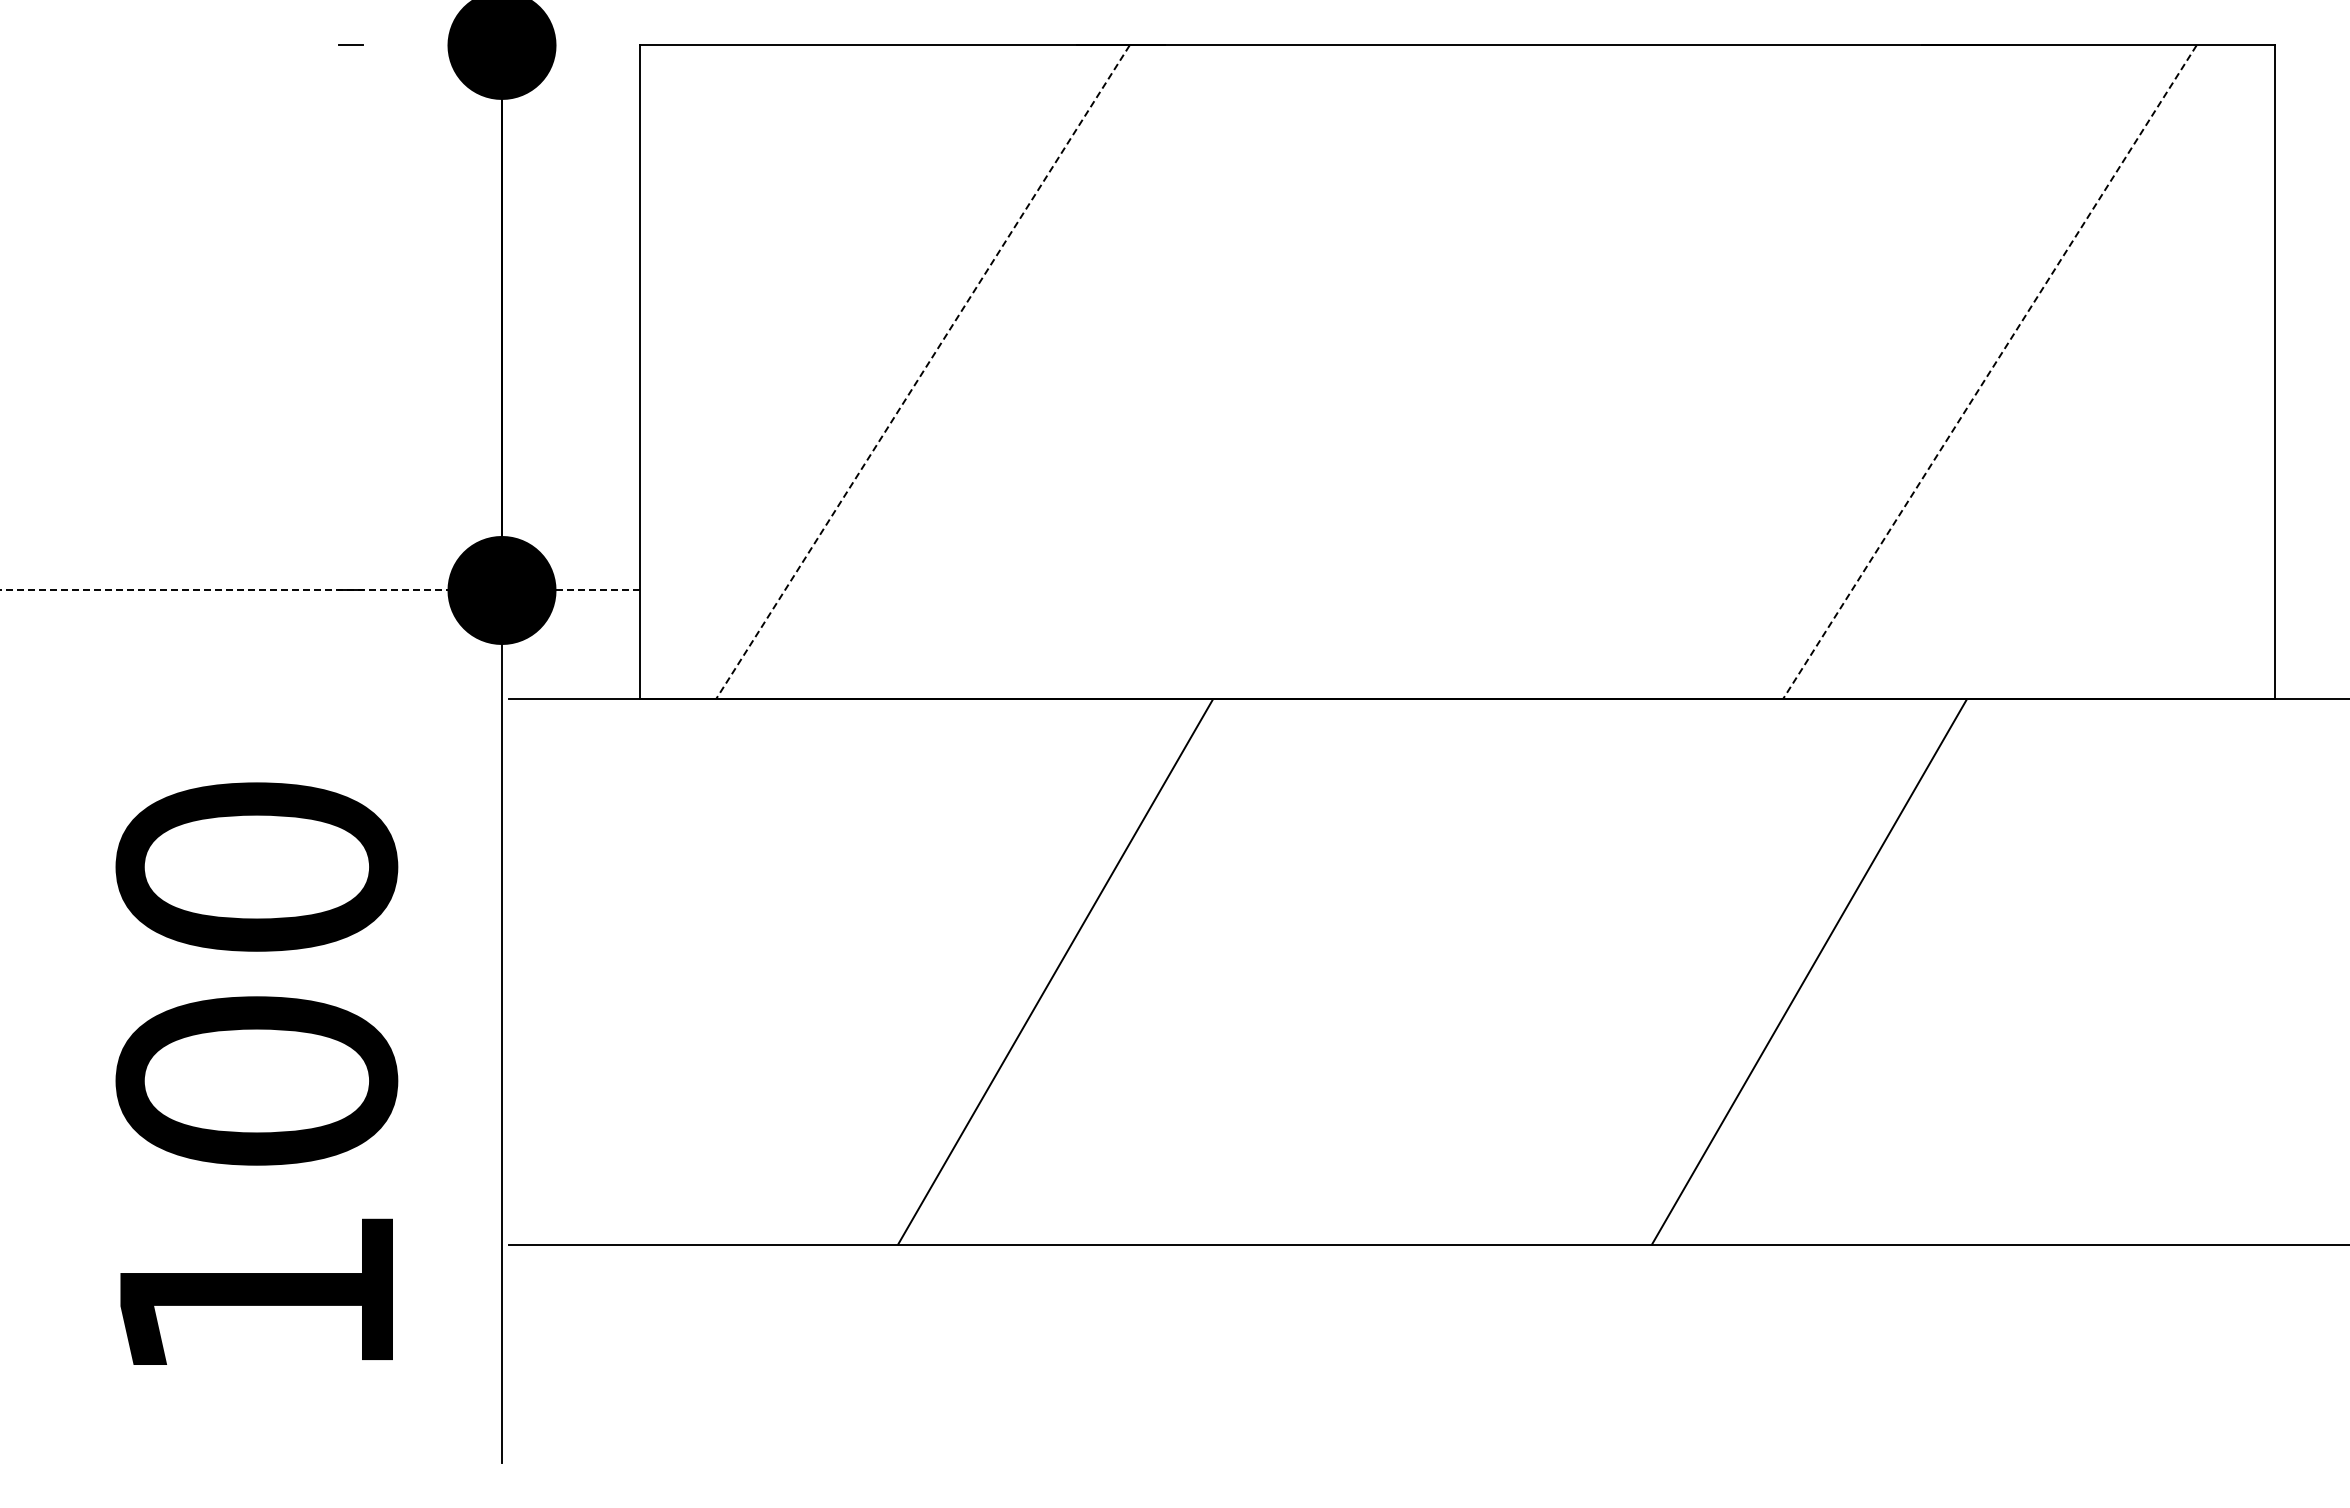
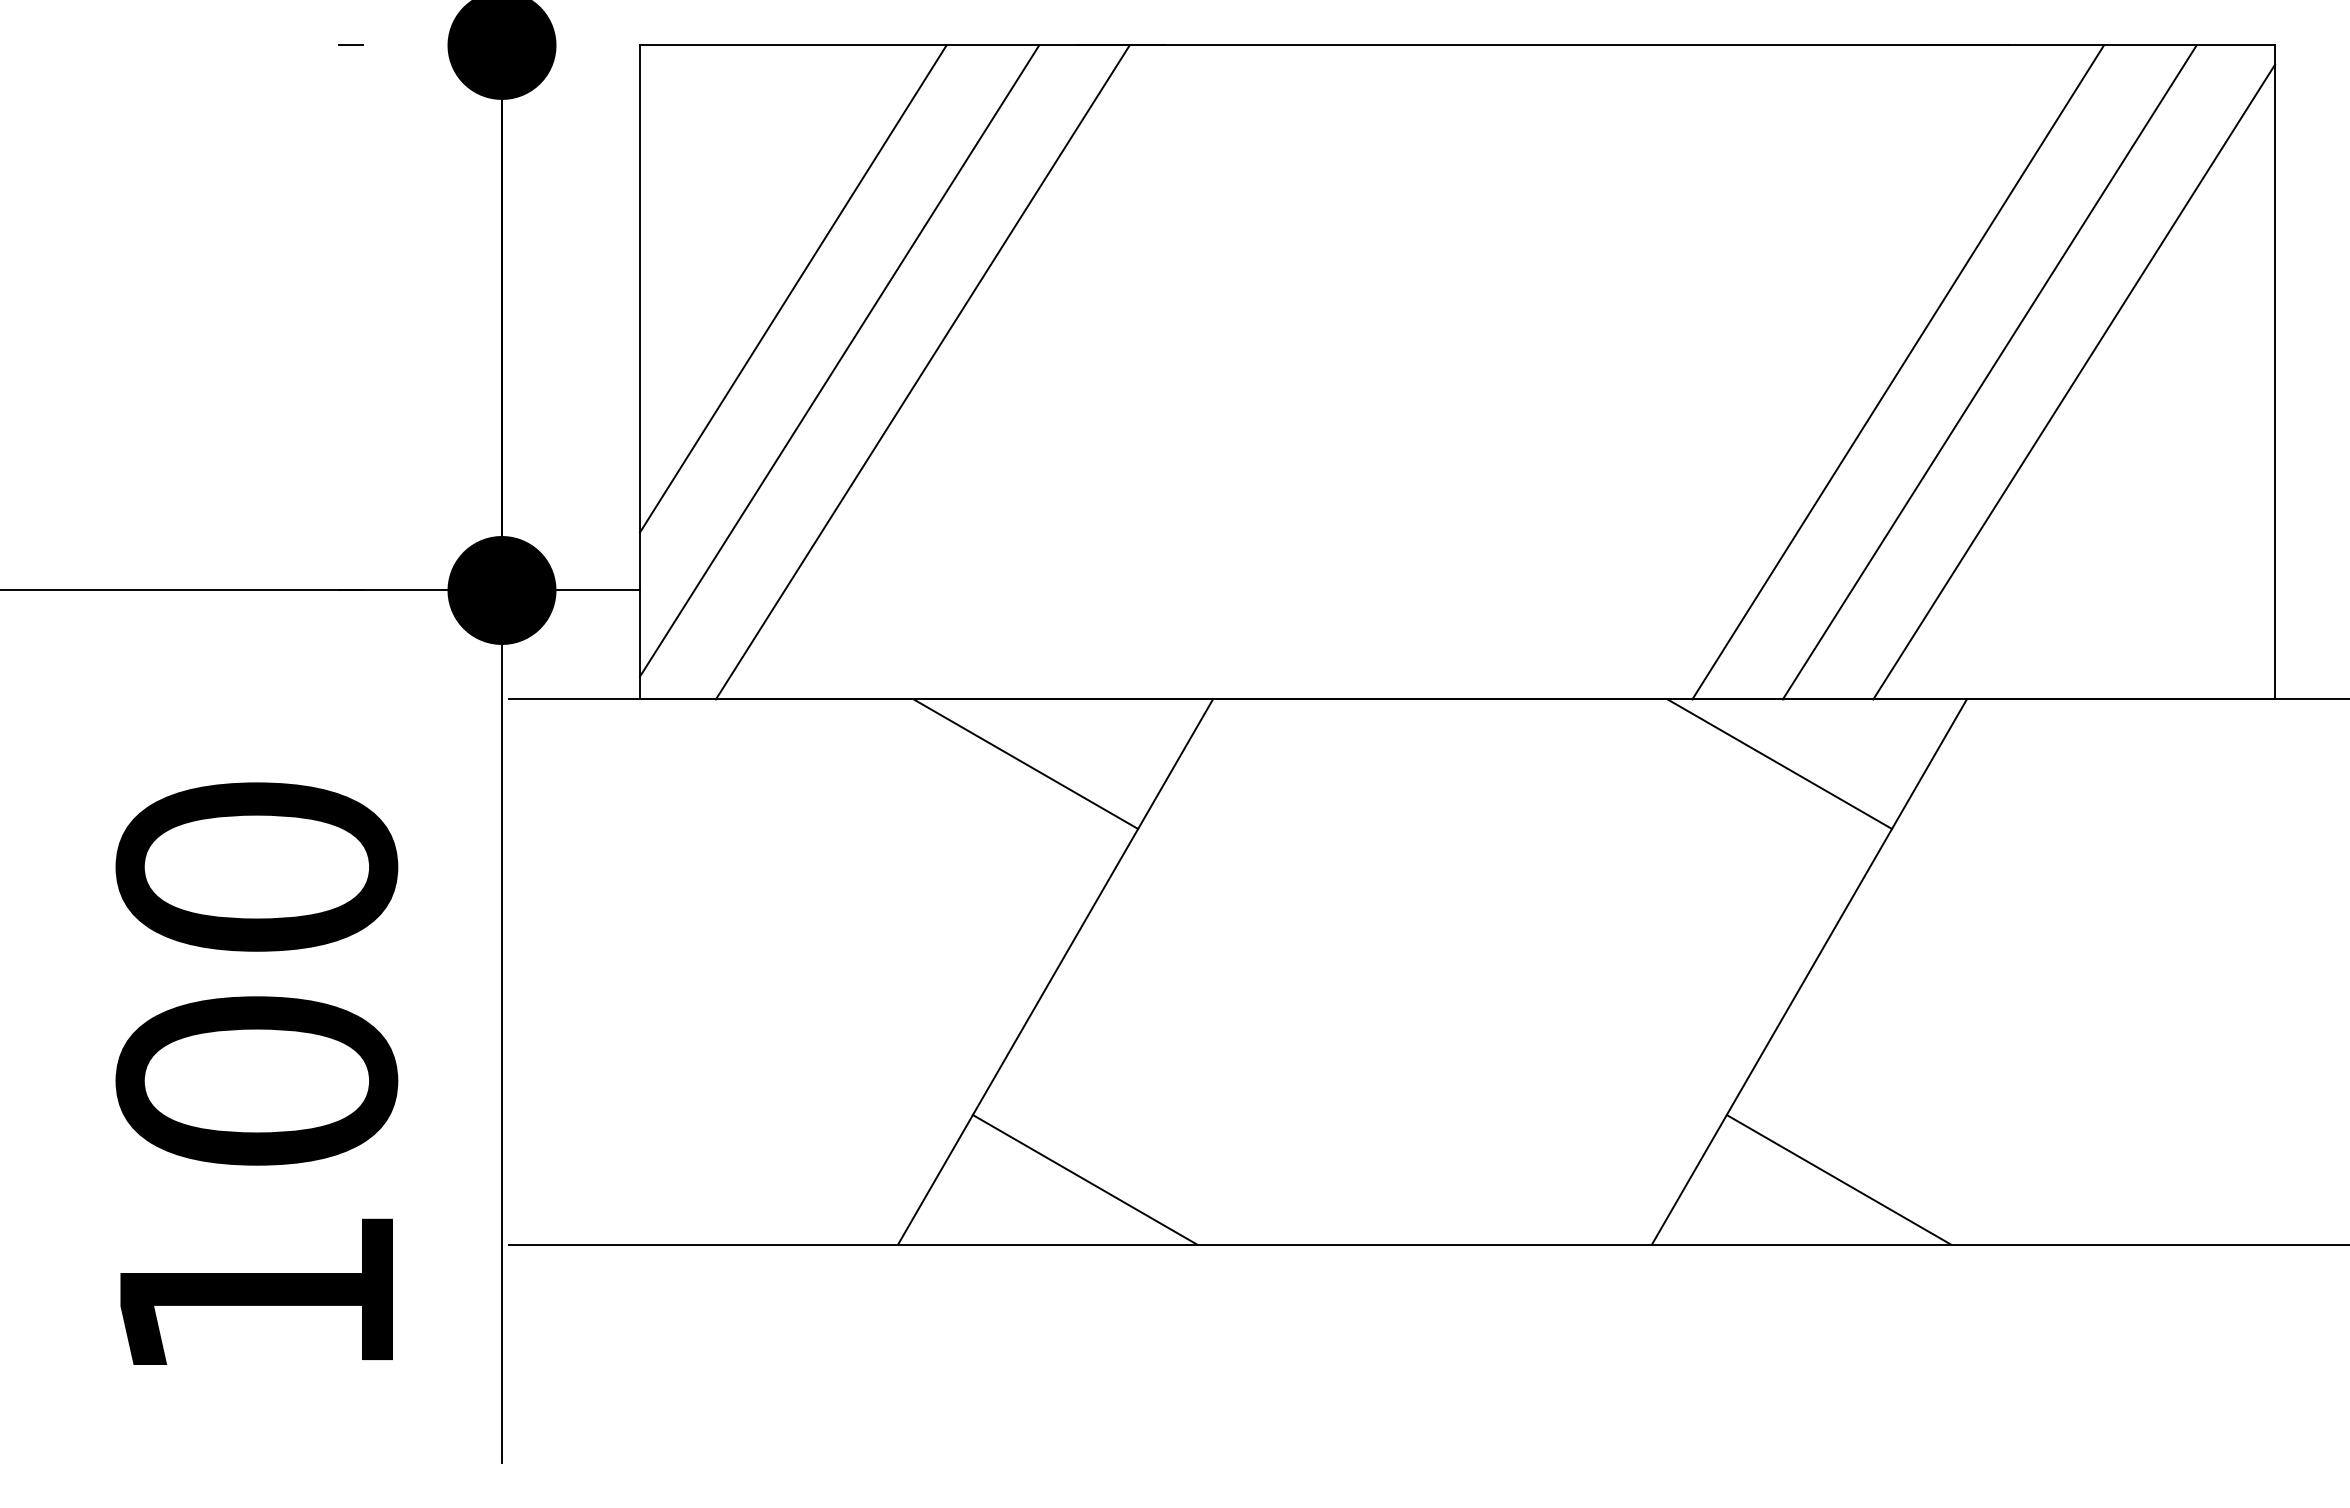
line: none -> present (793, 288)
line: none -> present (839, 360)
line: dashed -> solid (922, 372)
line: none -> present (1897, 372)
line: dashed -> solid (1989, 372)
line: none -> present (2074, 381)
line: dashed -> solid (320, 590)
line: none -> present (1025, 763)
line: none -> present (1779, 763)
line: none -> present (1084, 1179)
line: none -> present (1838, 1179)
